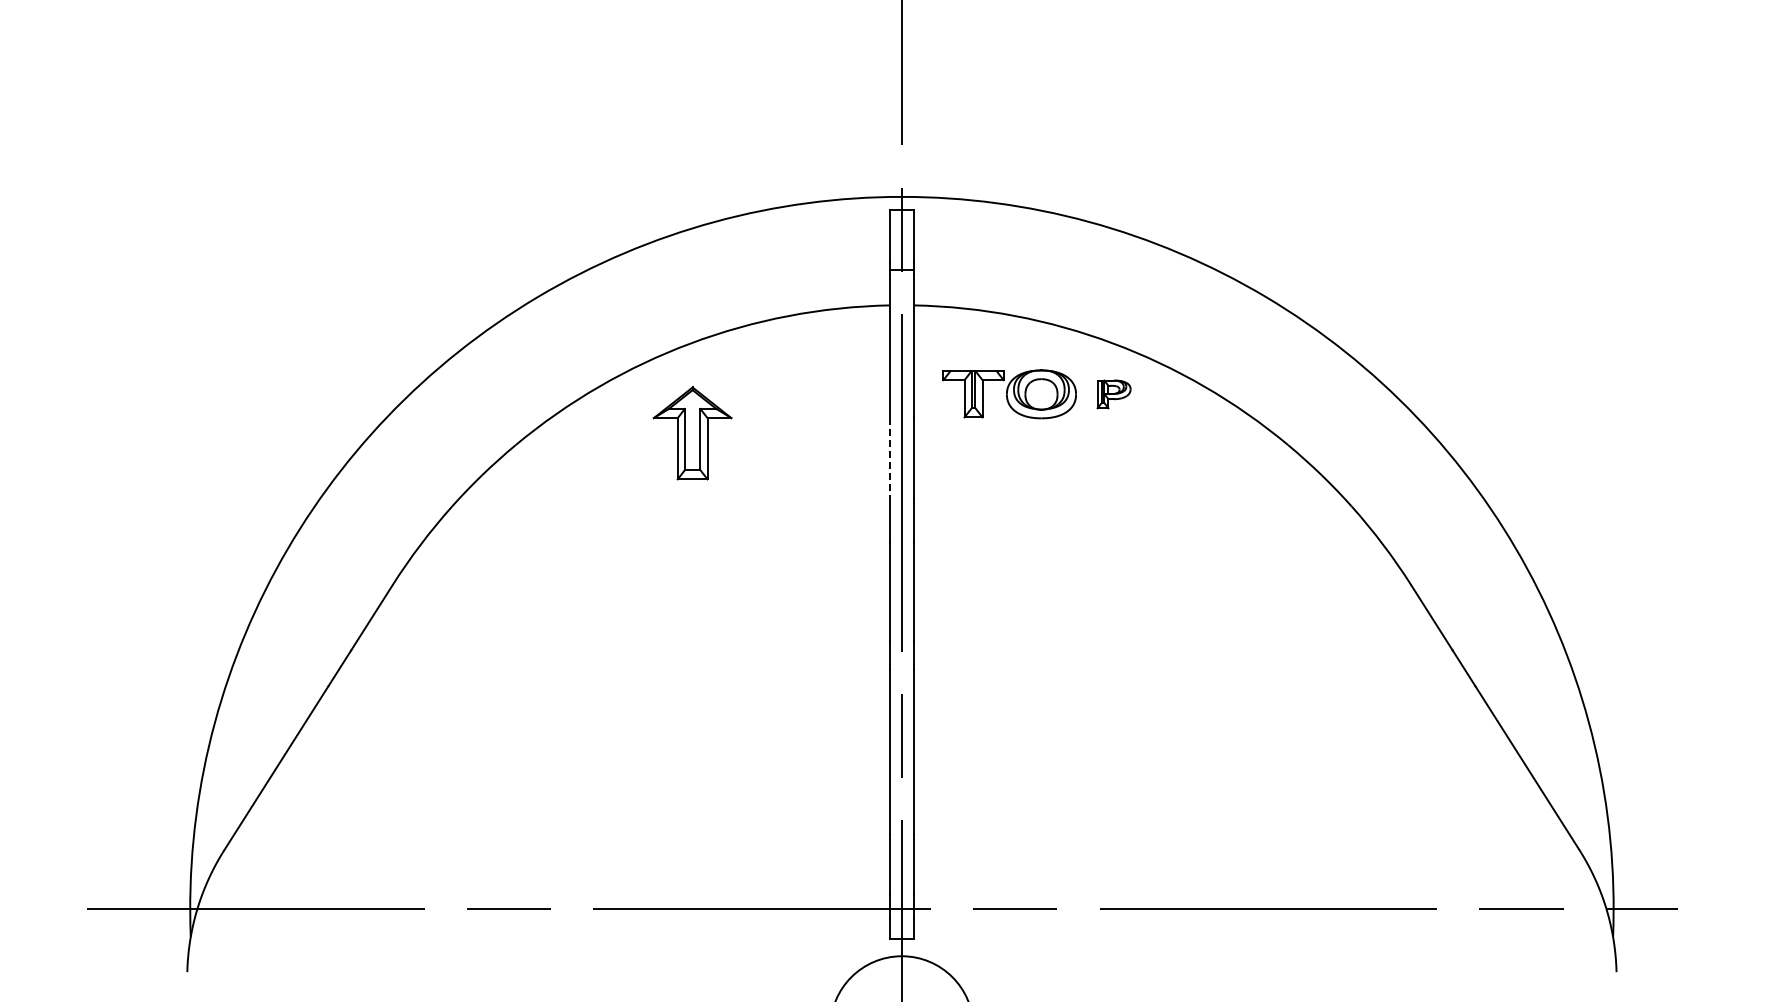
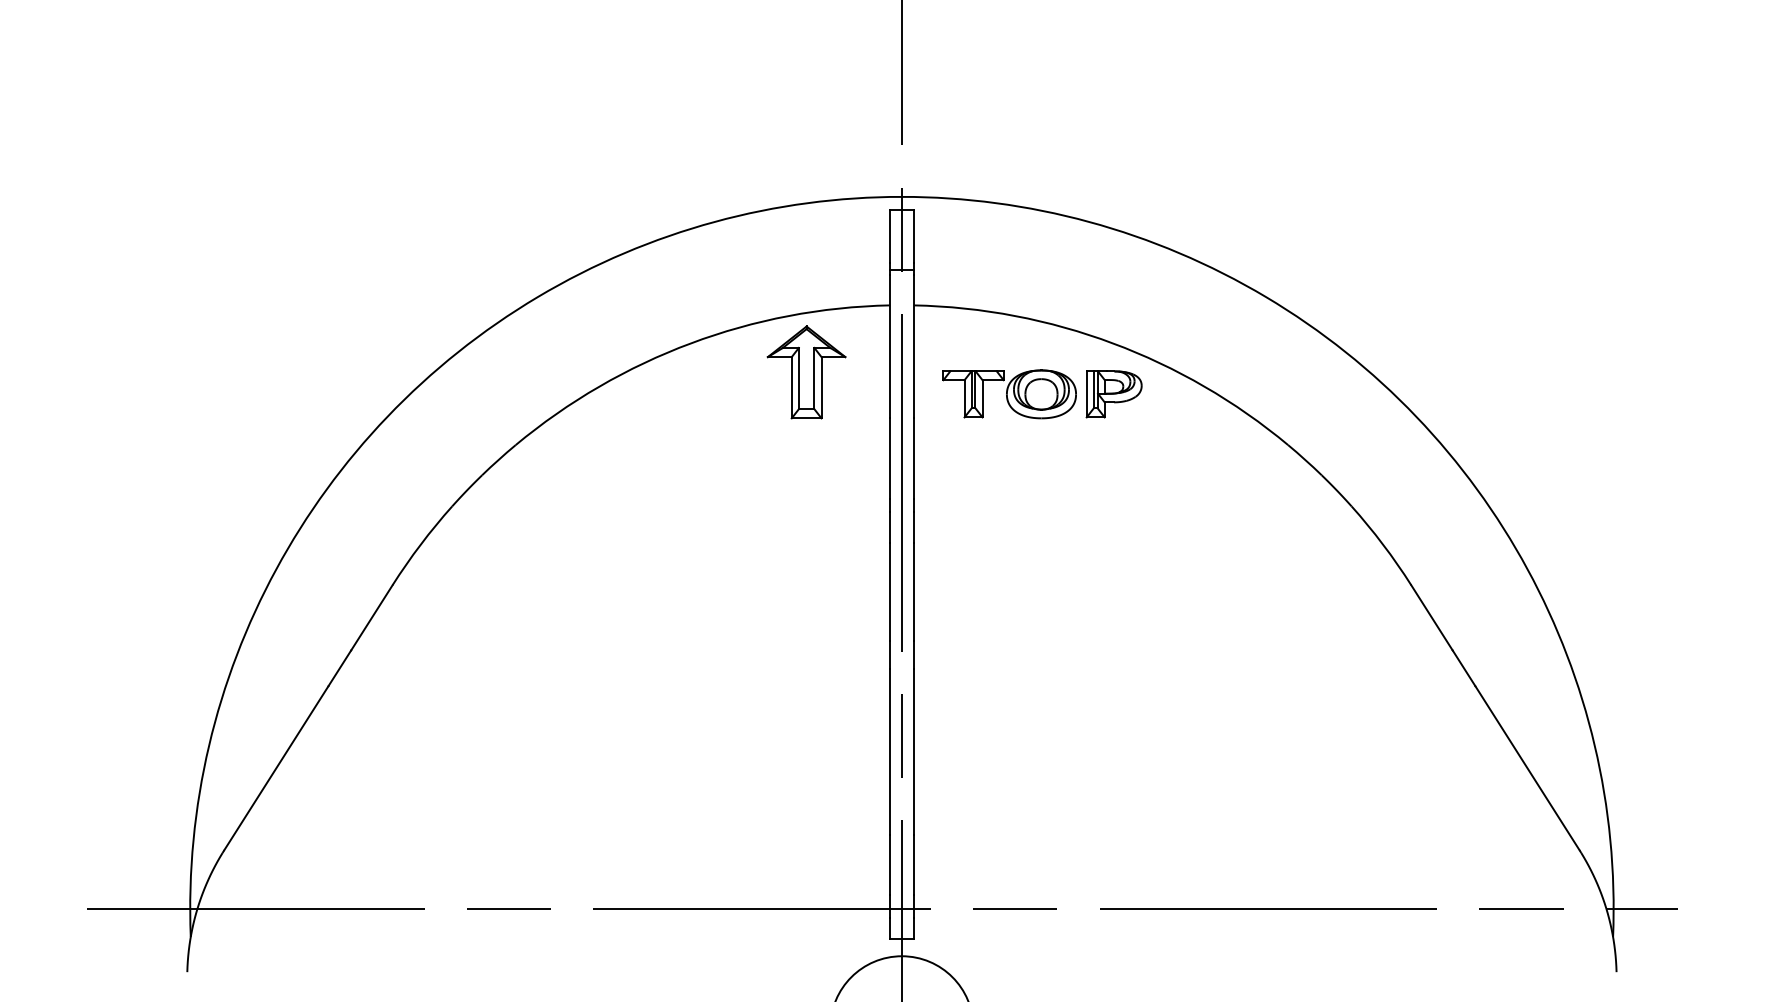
part size: 36x31 px -> 58x49 px (1113, 394)
part position: (692, 433) -> (806, 372) (806, 372)
line: dashed -> solid (890, 458)
